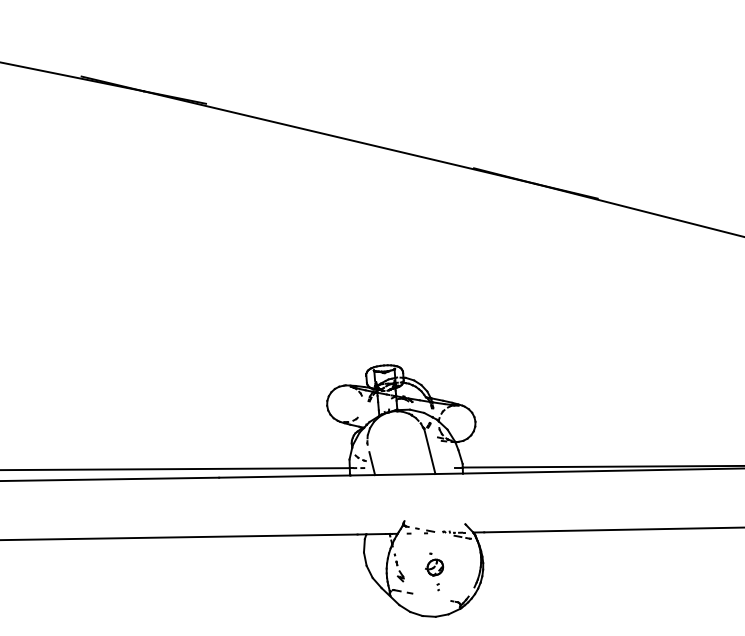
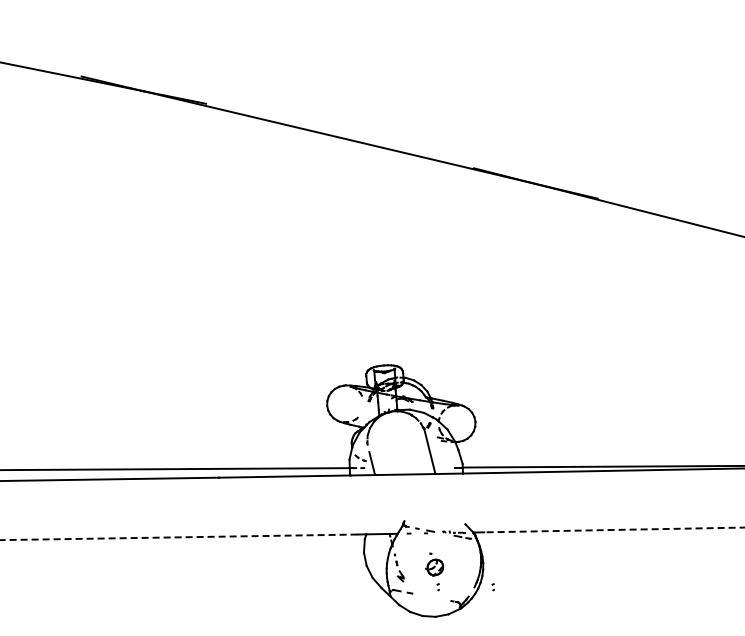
line: solid -> dashed (614, 529)
line: solid -> dashed (178, 537)
part: none -> present (492, 587)
